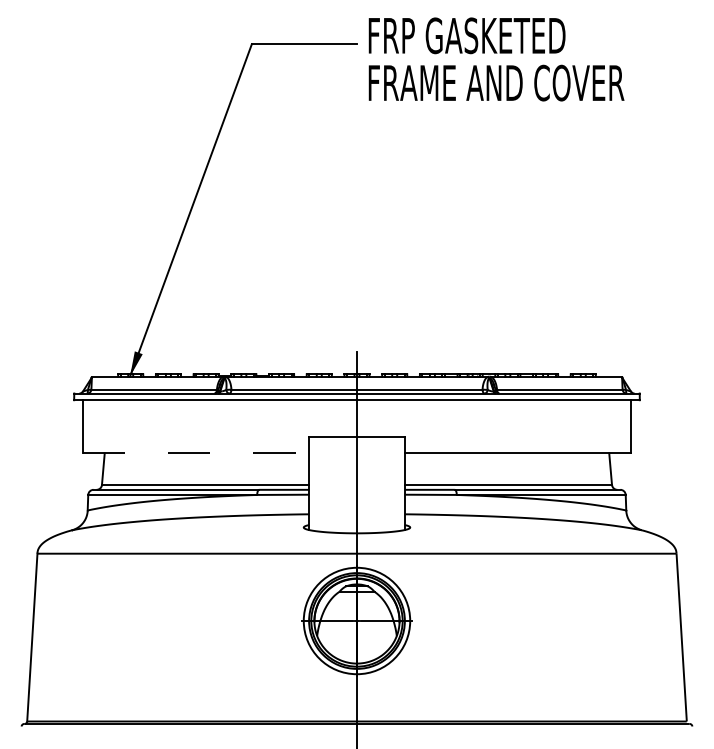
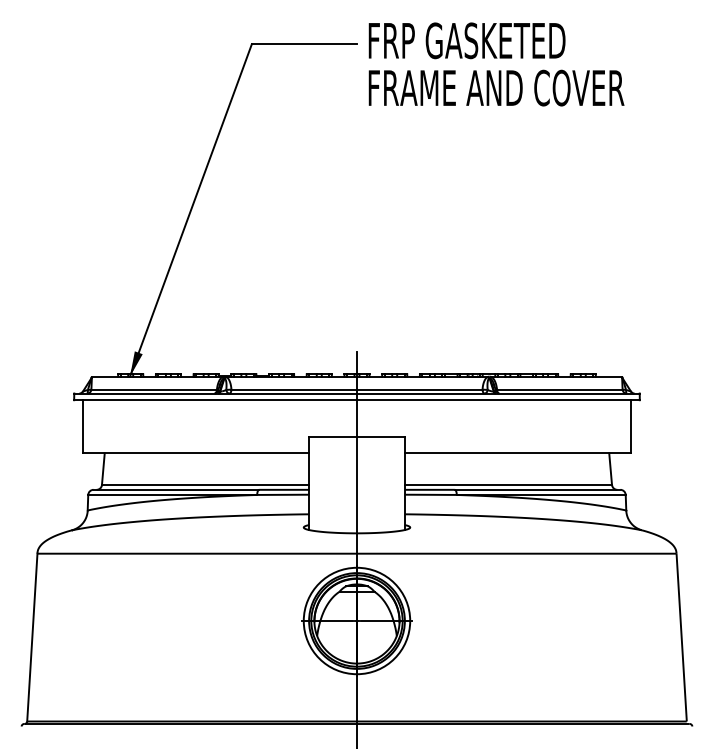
text position: (496, 59) -> (496, 64) (496, 64)
line: dashed -> solid (196, 453)
